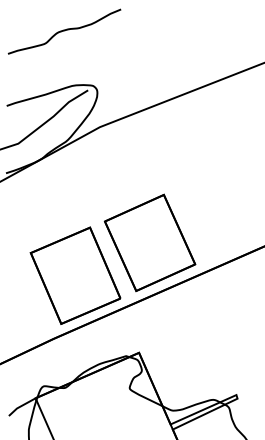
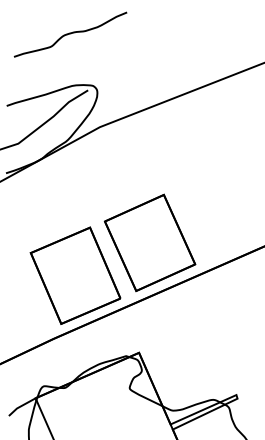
curve position: (64, 31) -> (70, 34) (70, 34)
